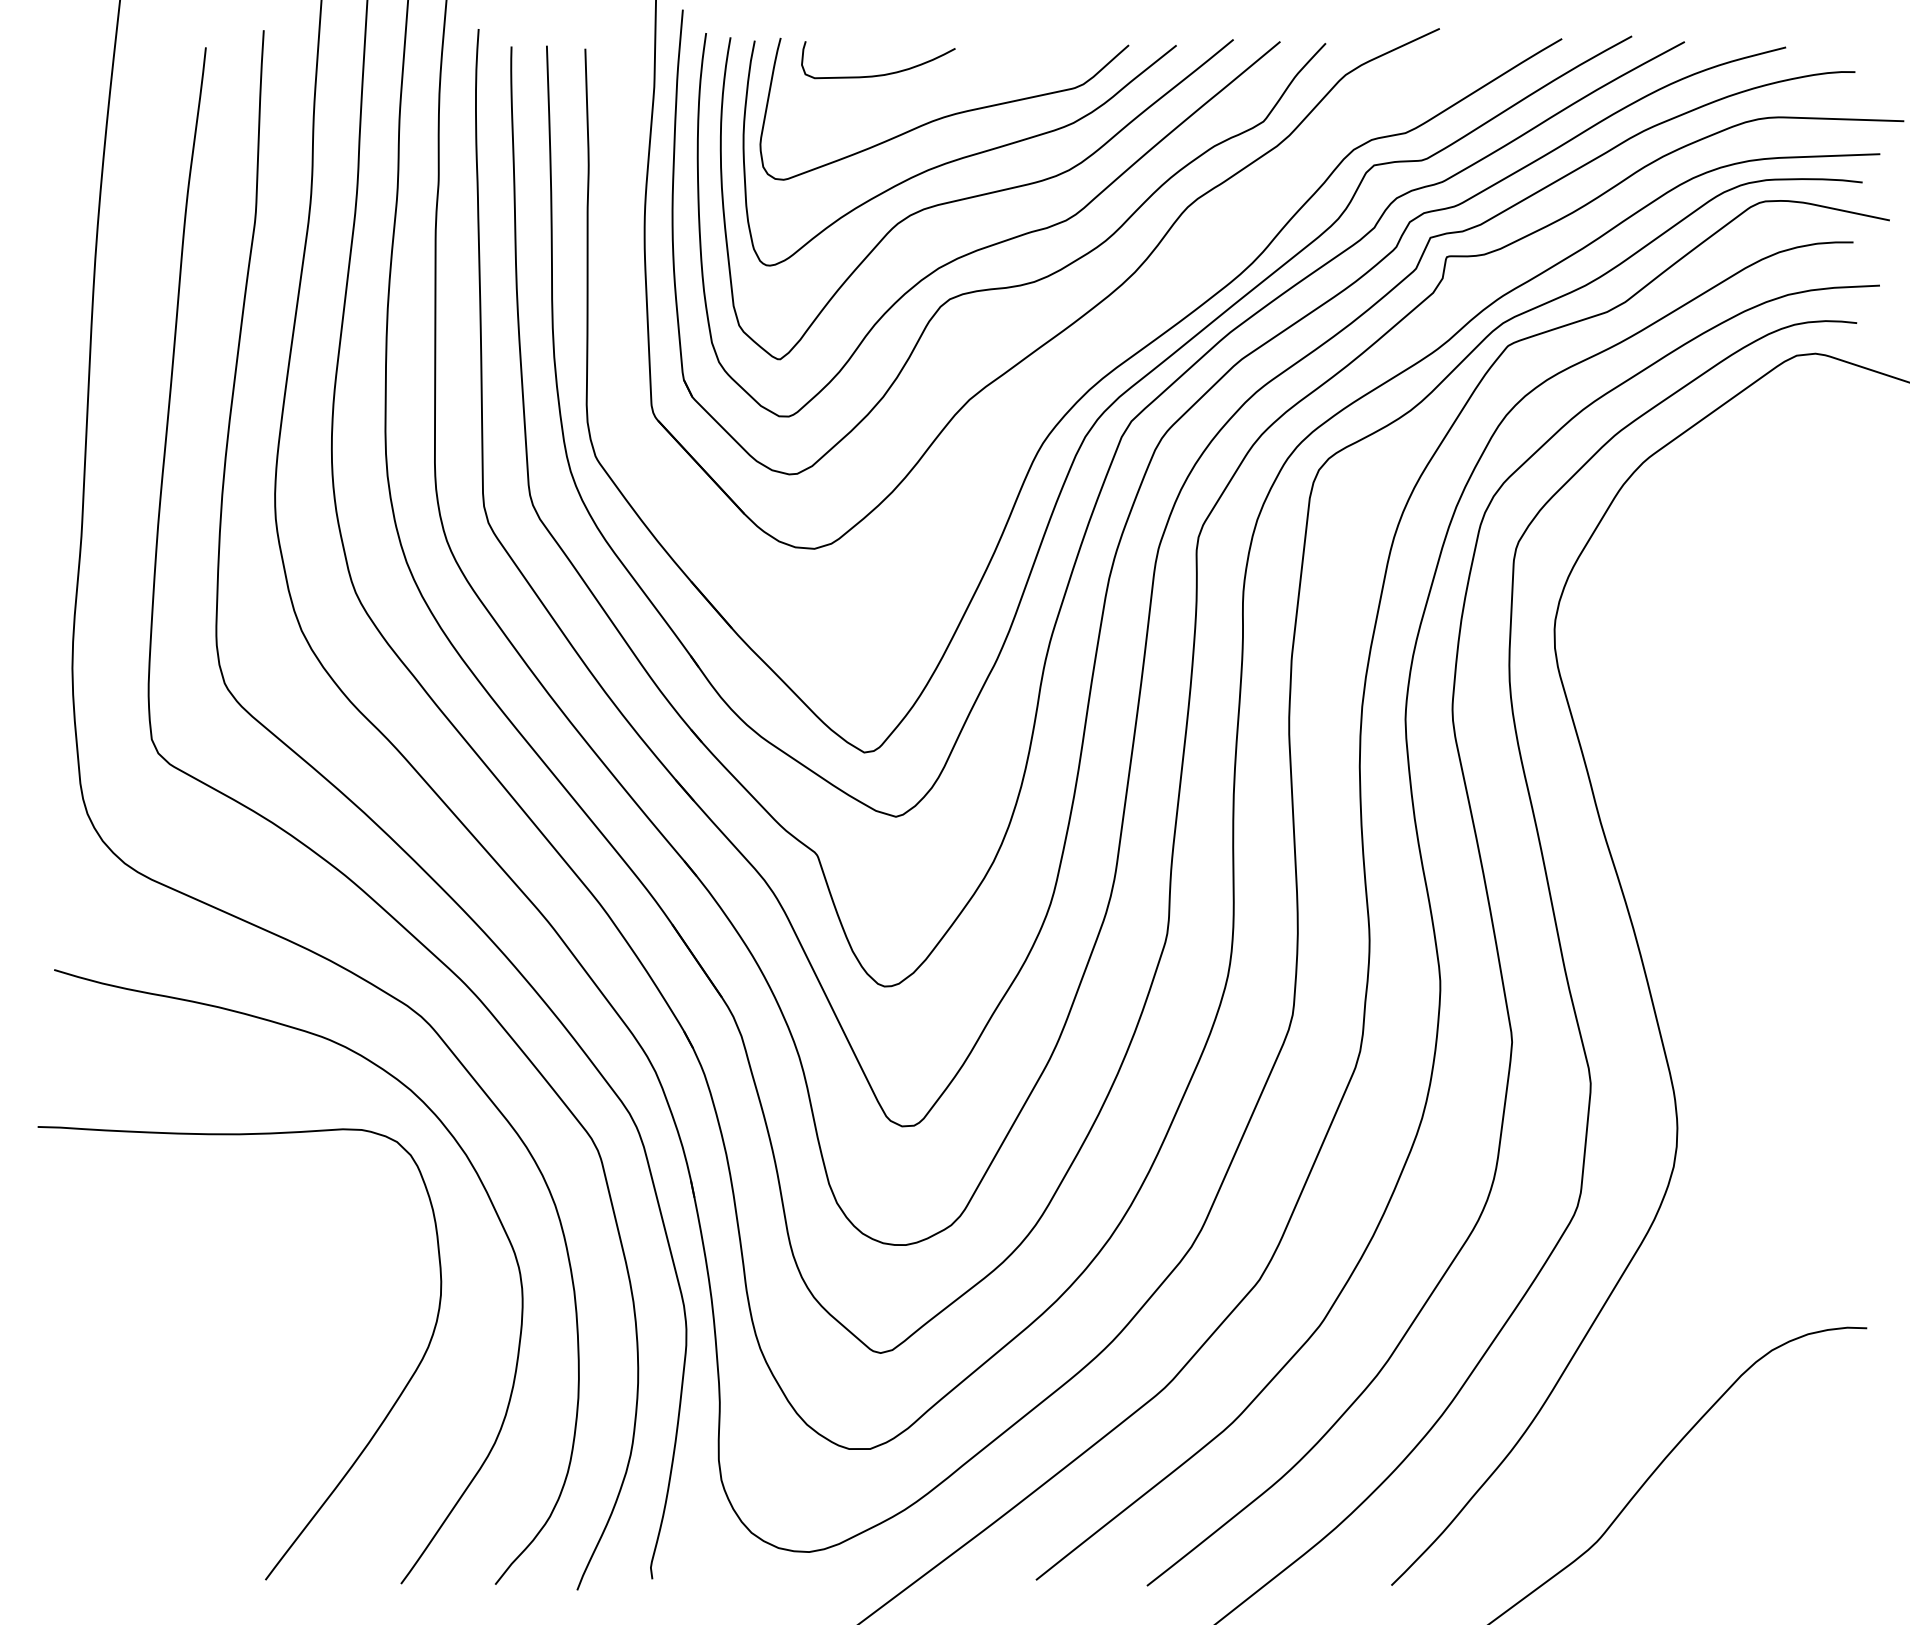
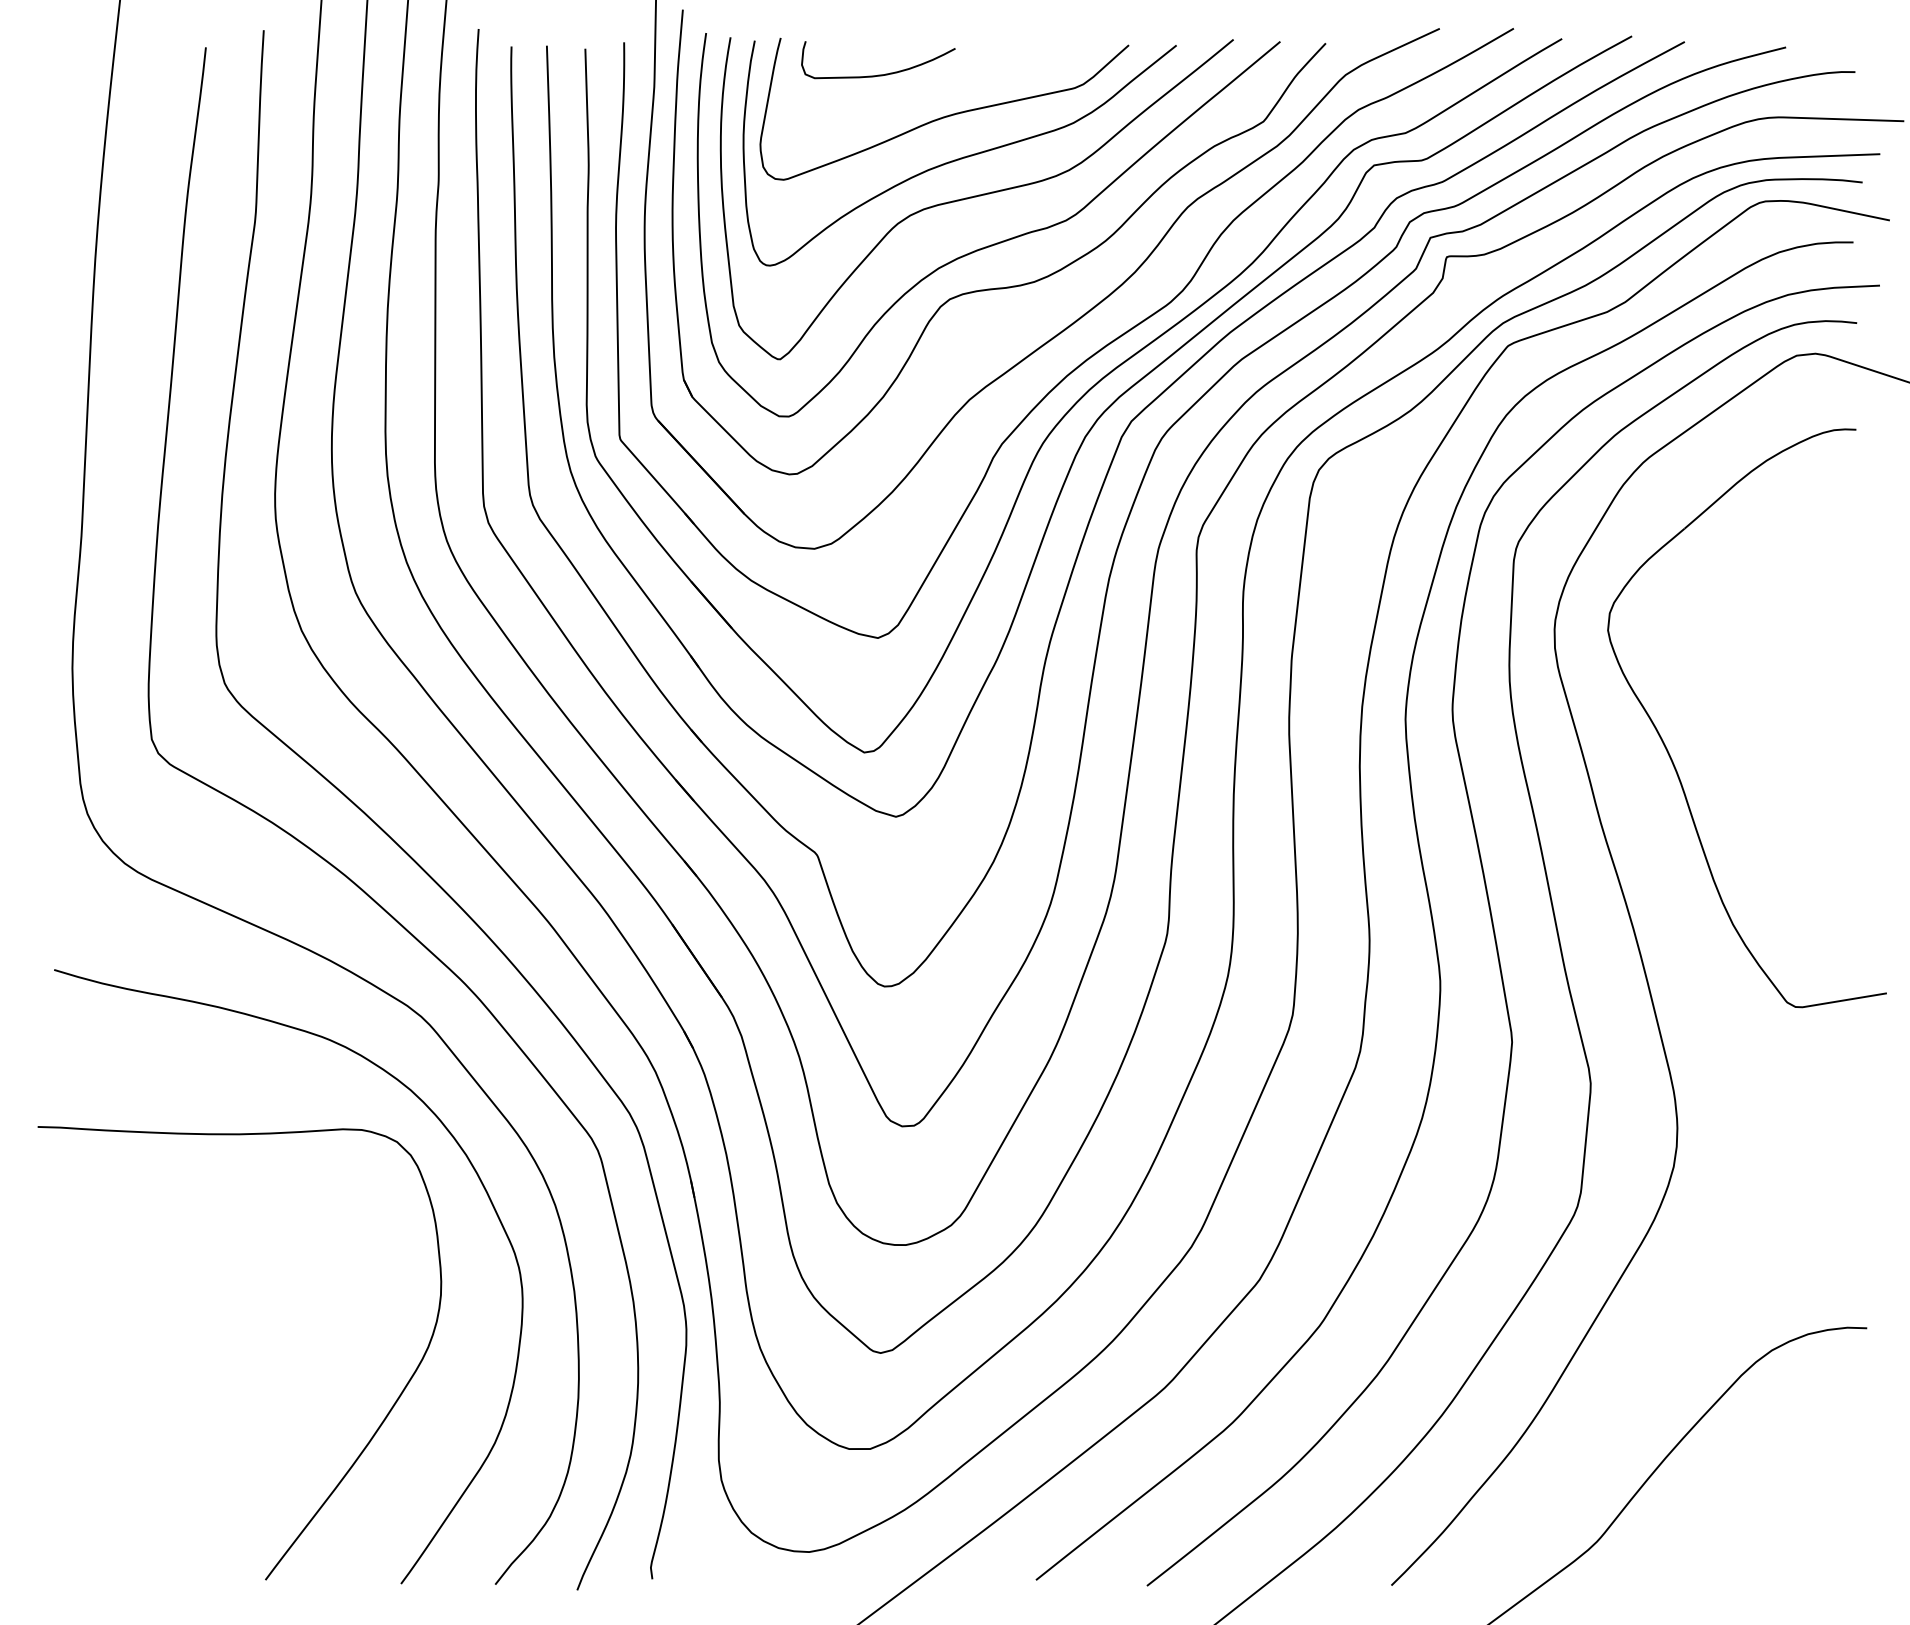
part: none -> present (1085, 359)
part: none -> present (1670, 754)
